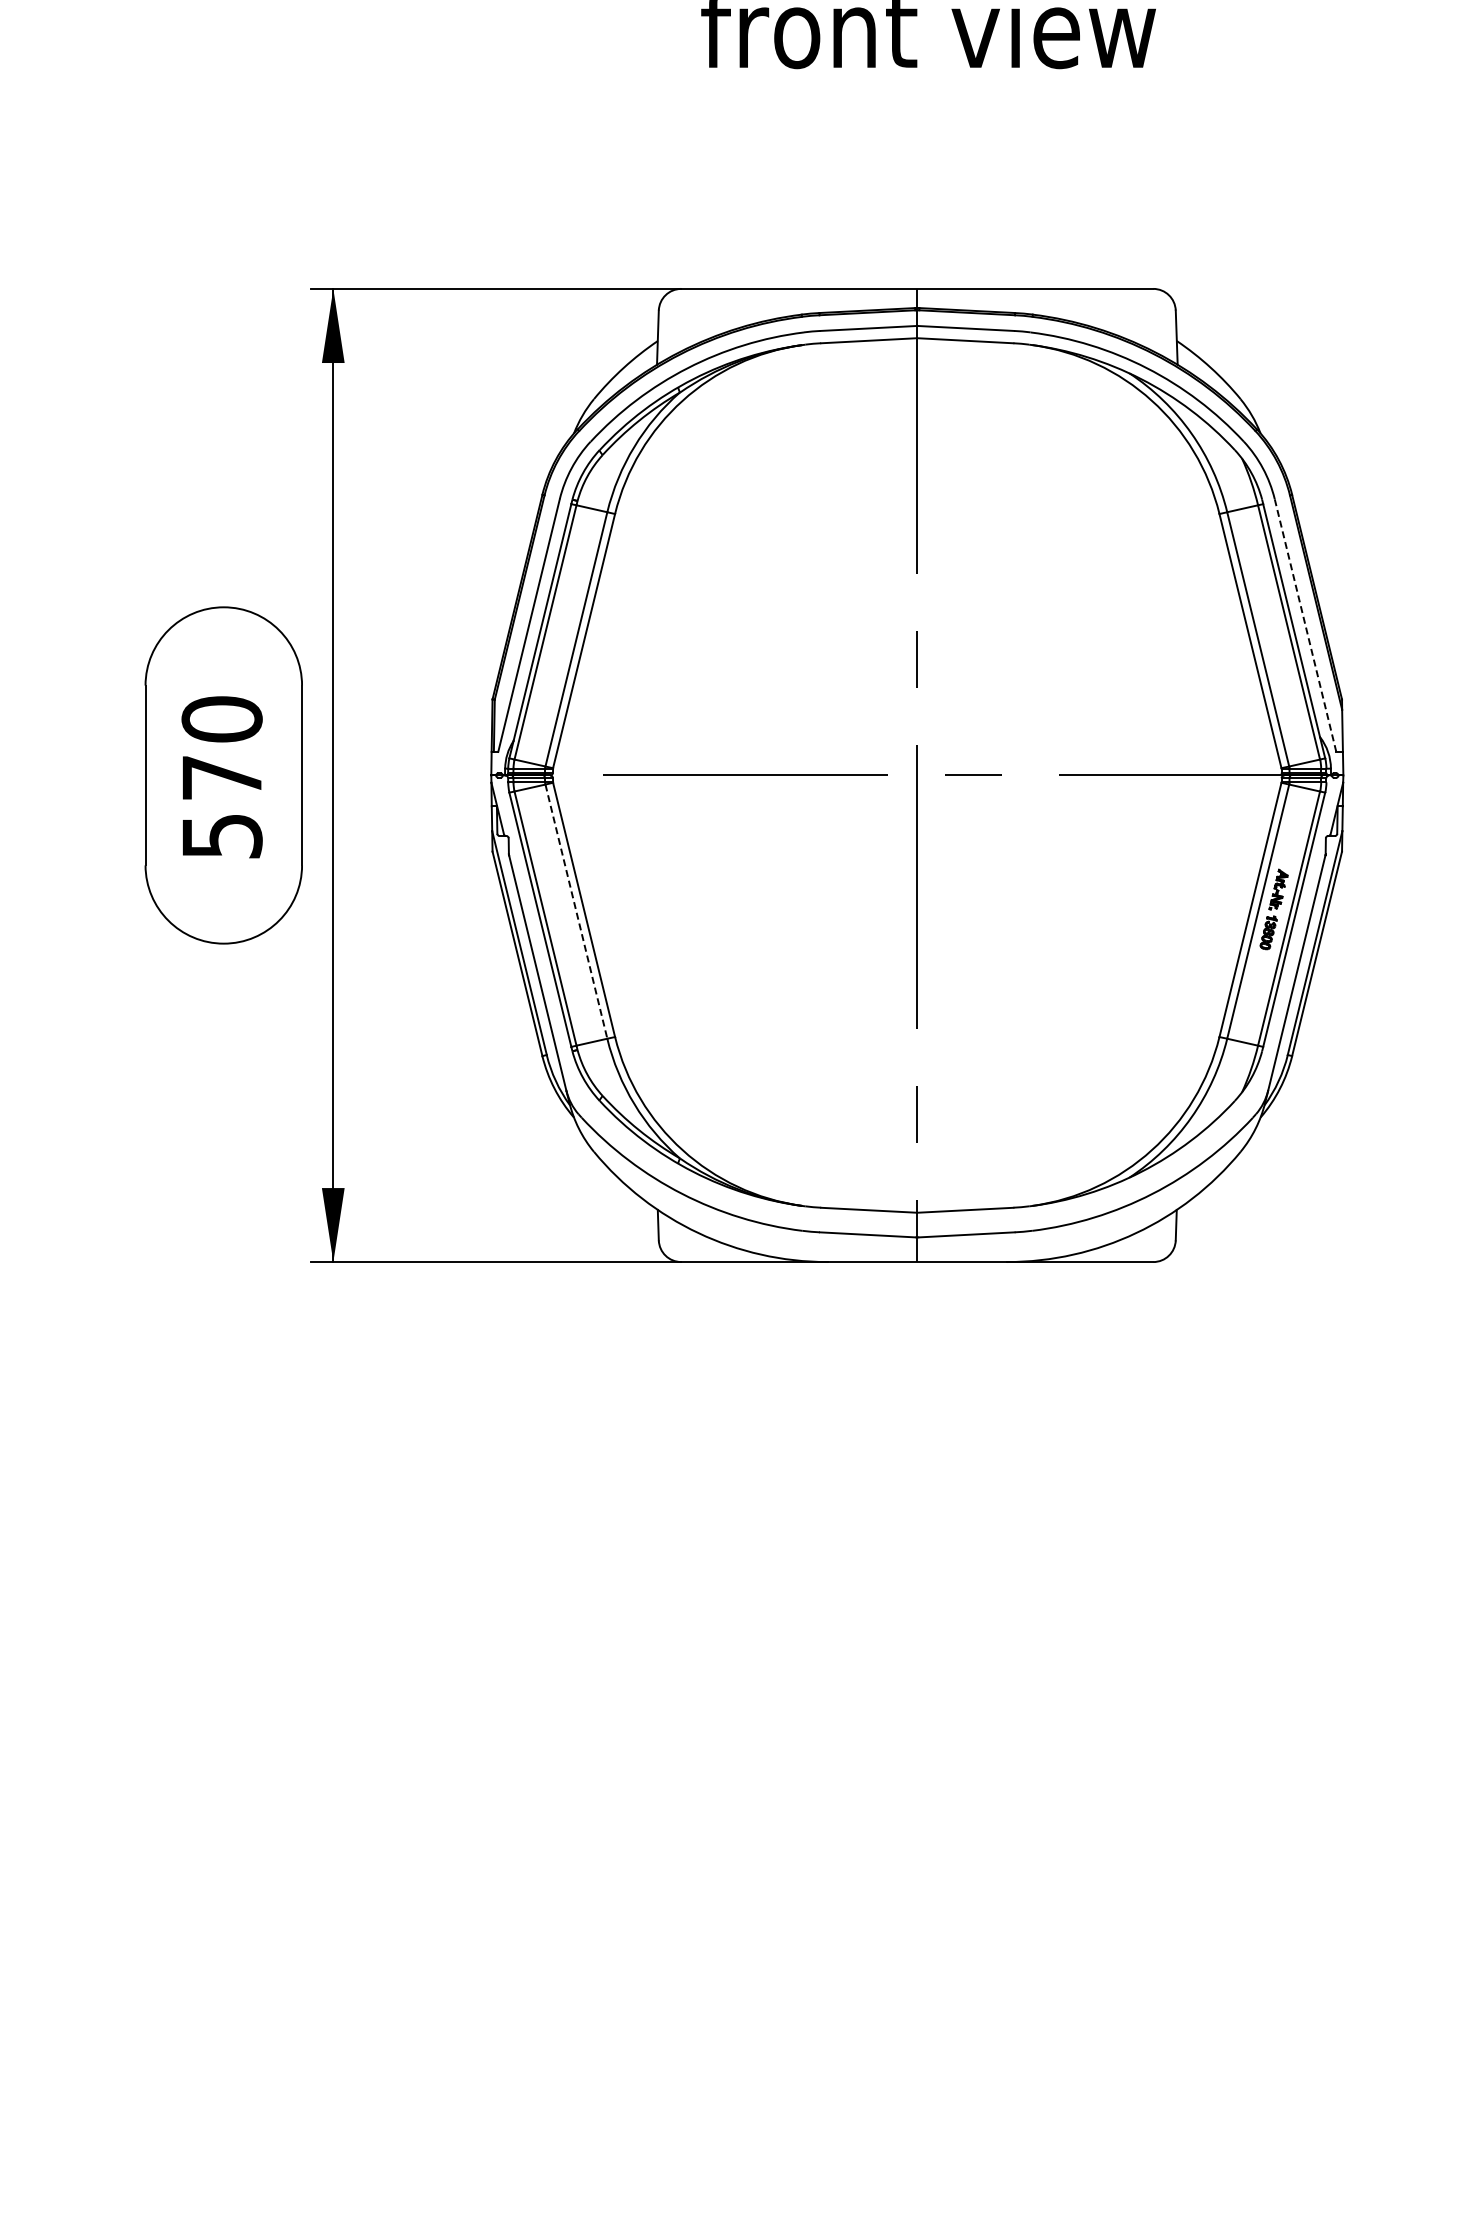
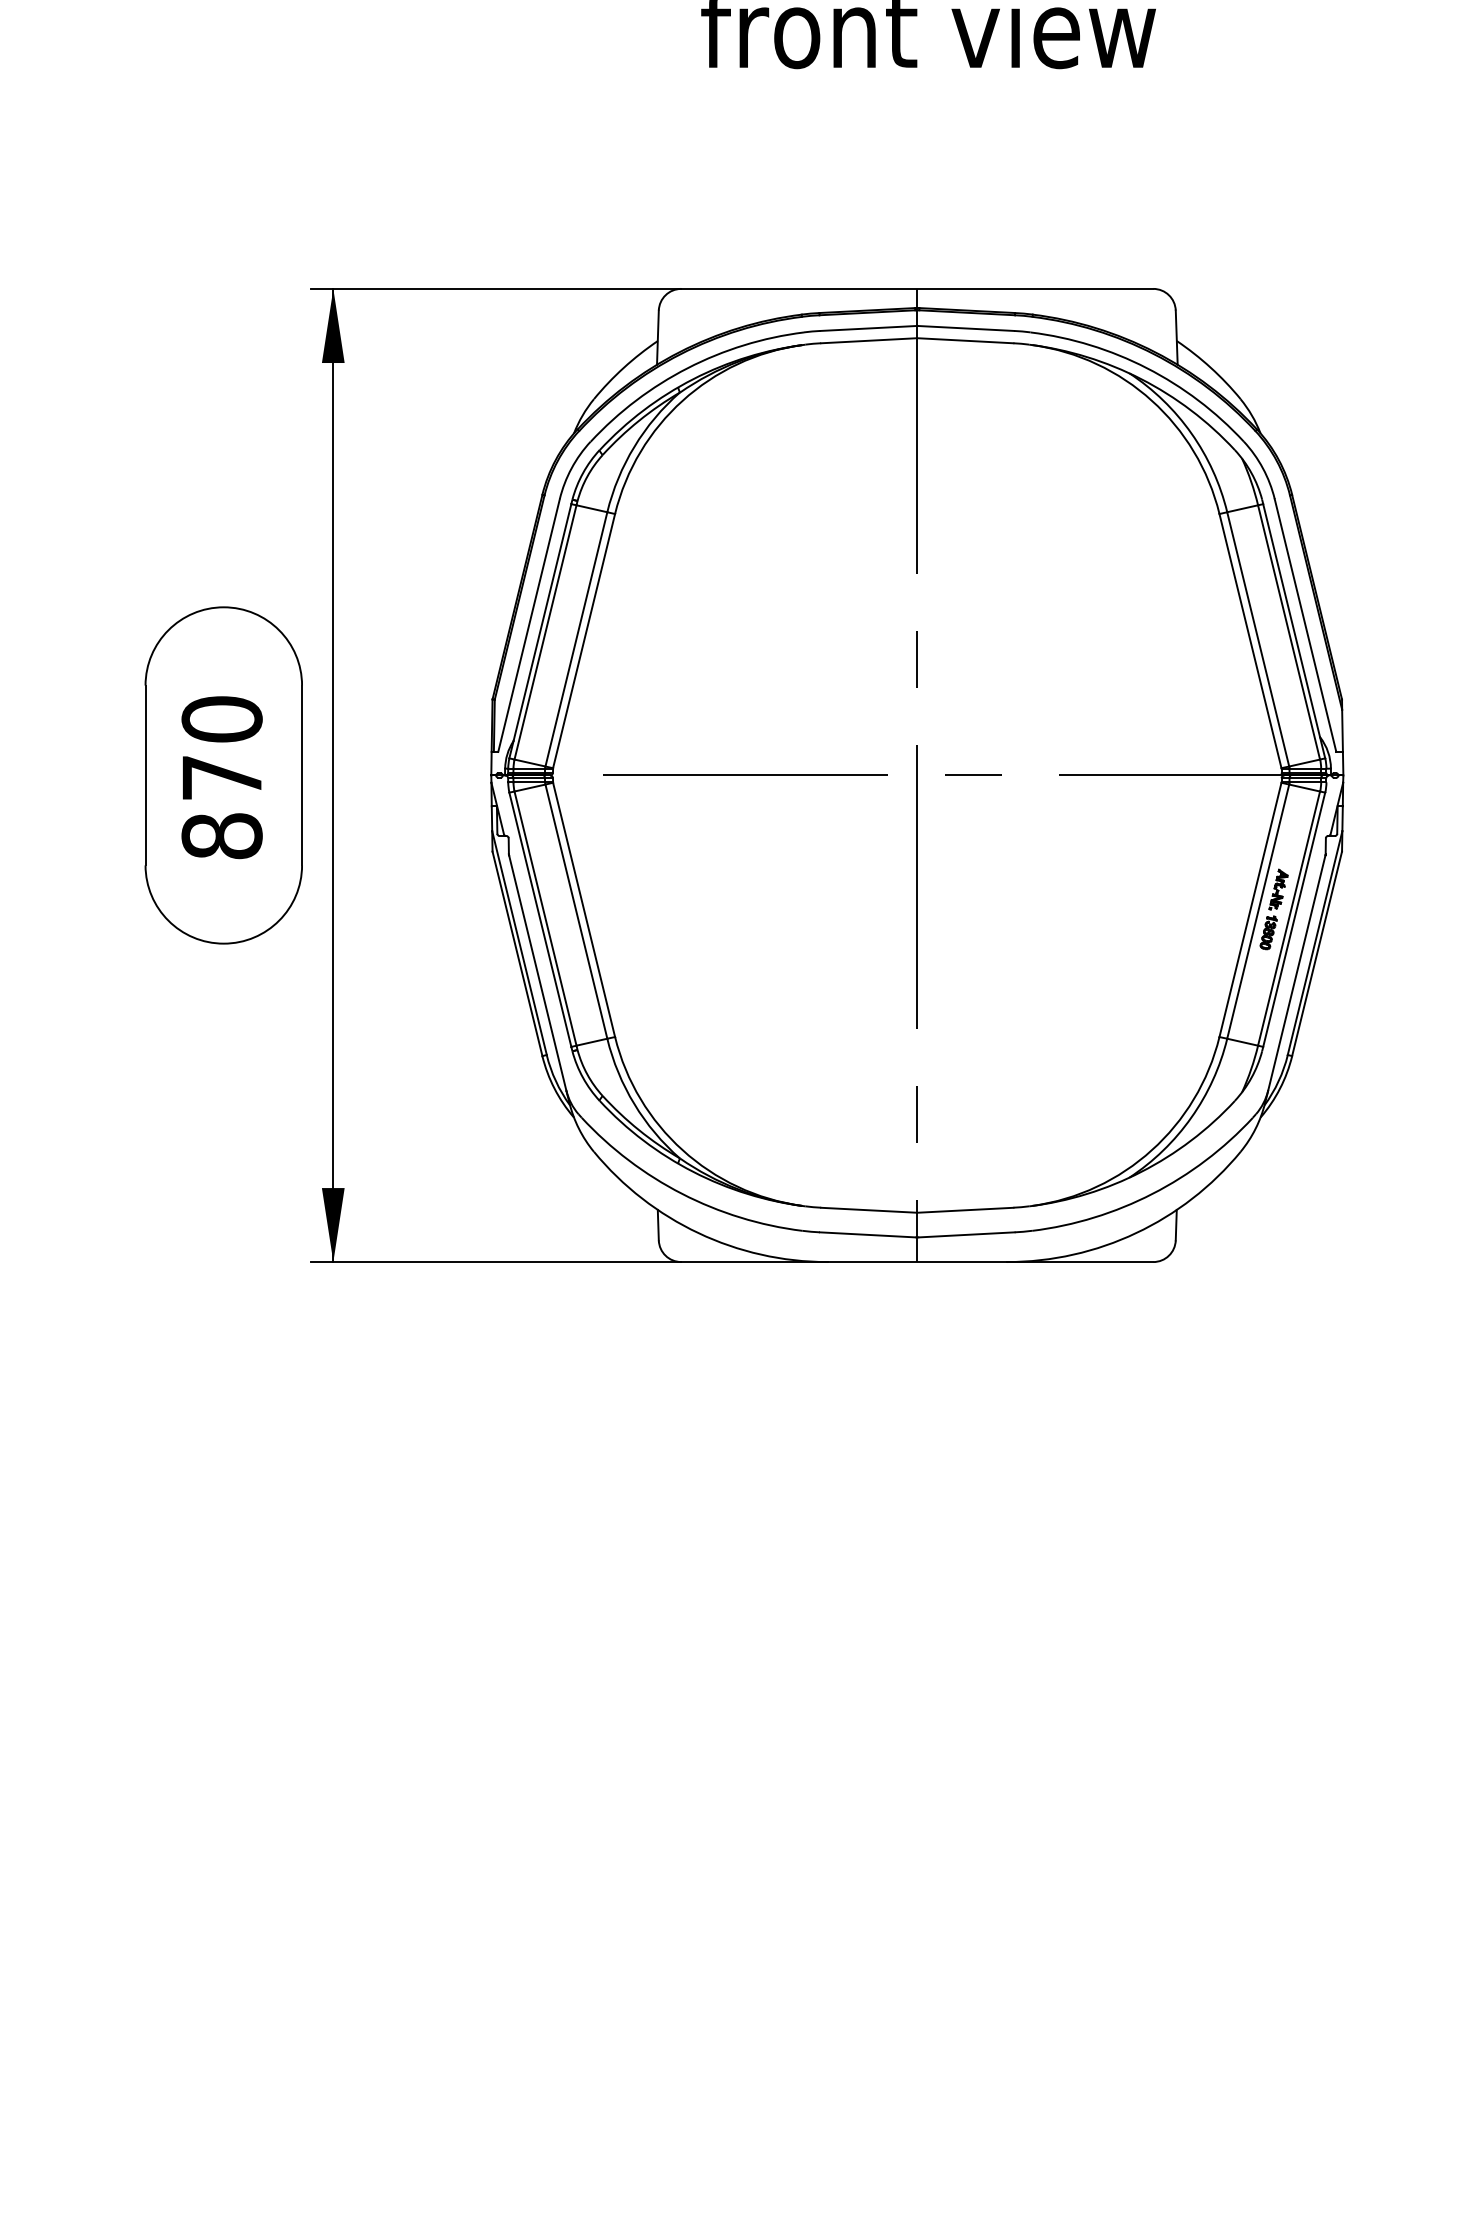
line: dashed -> solid (1305, 625)
text: 570 -> 870 (221, 836)
line: dashed -> solid (576, 911)
